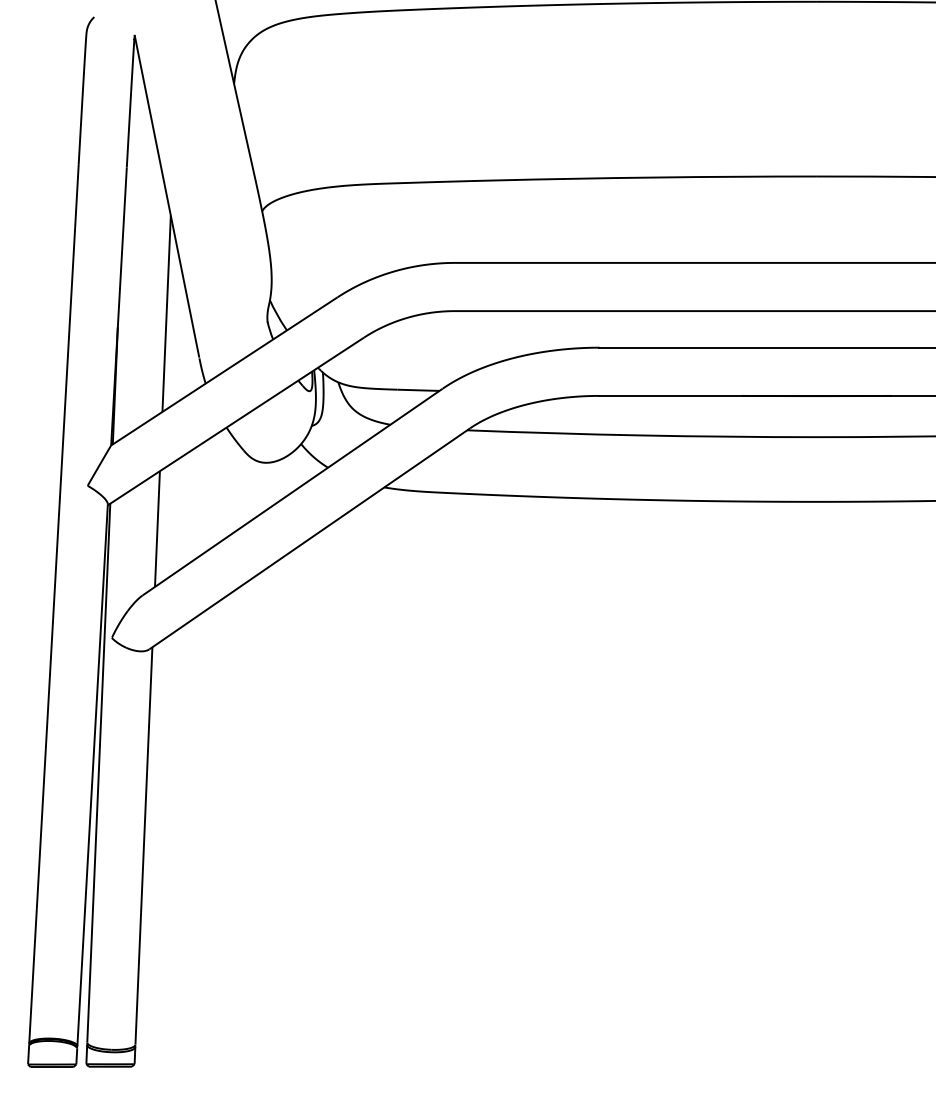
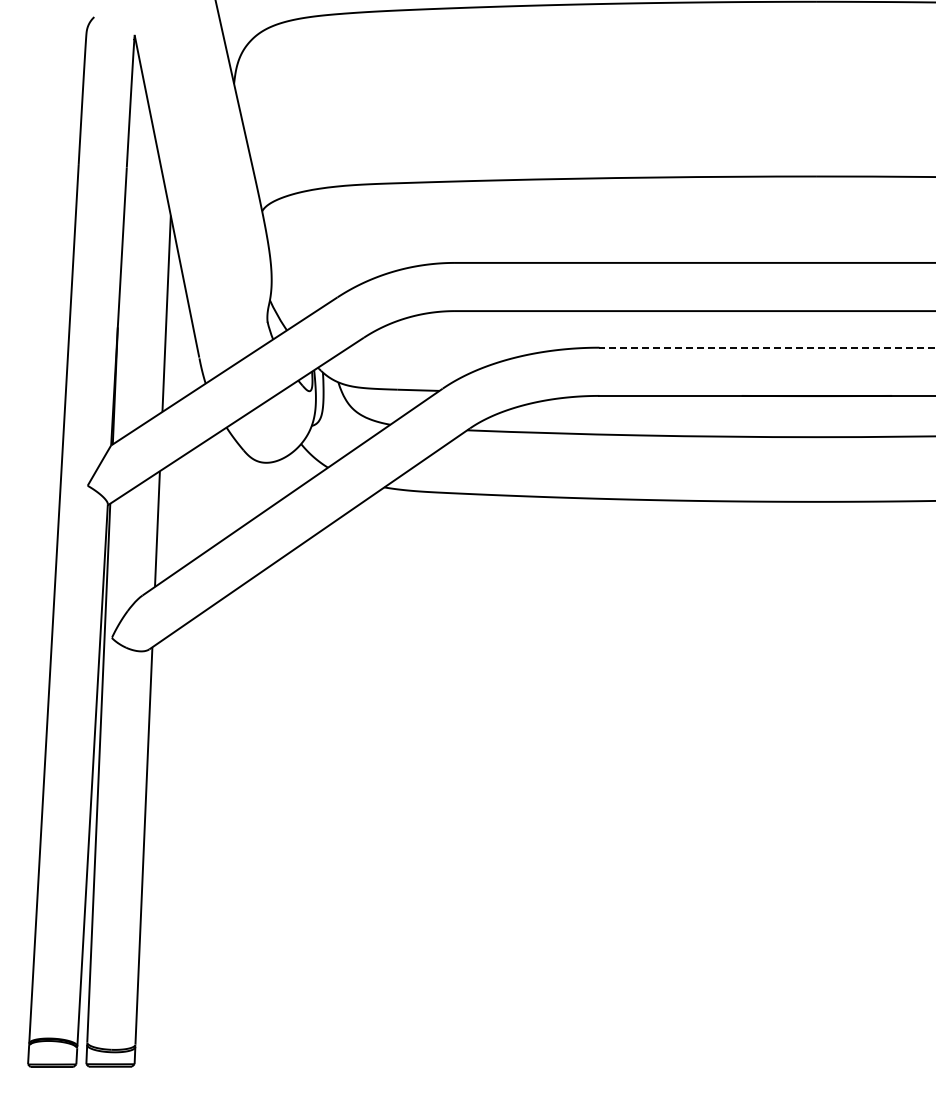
line: solid -> dashed (767, 347)
